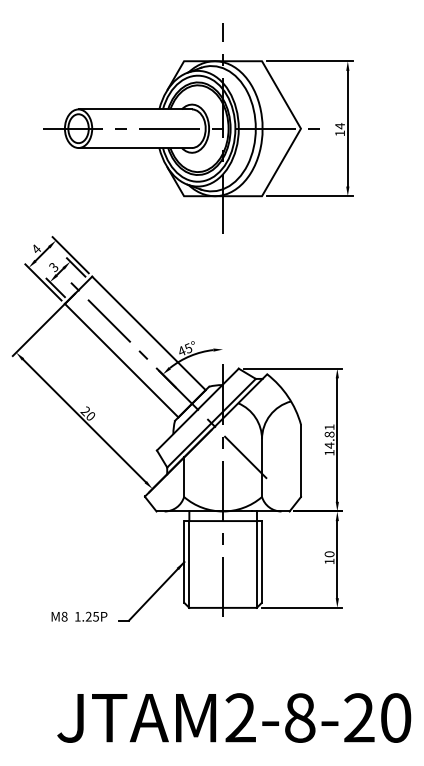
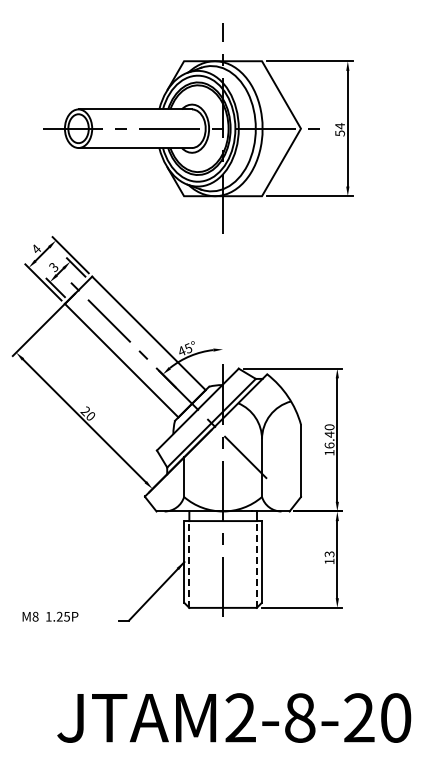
text: 14 -> 54 (340, 133)
text: 14.81 -> 16.40 (329, 436)
text: 10 -> 13 (329, 554)
line: solid -> dashed (256, 563)
line: solid -> dashed (189, 564)
text position: (79, 616) -> (50, 616) (50, 616)
